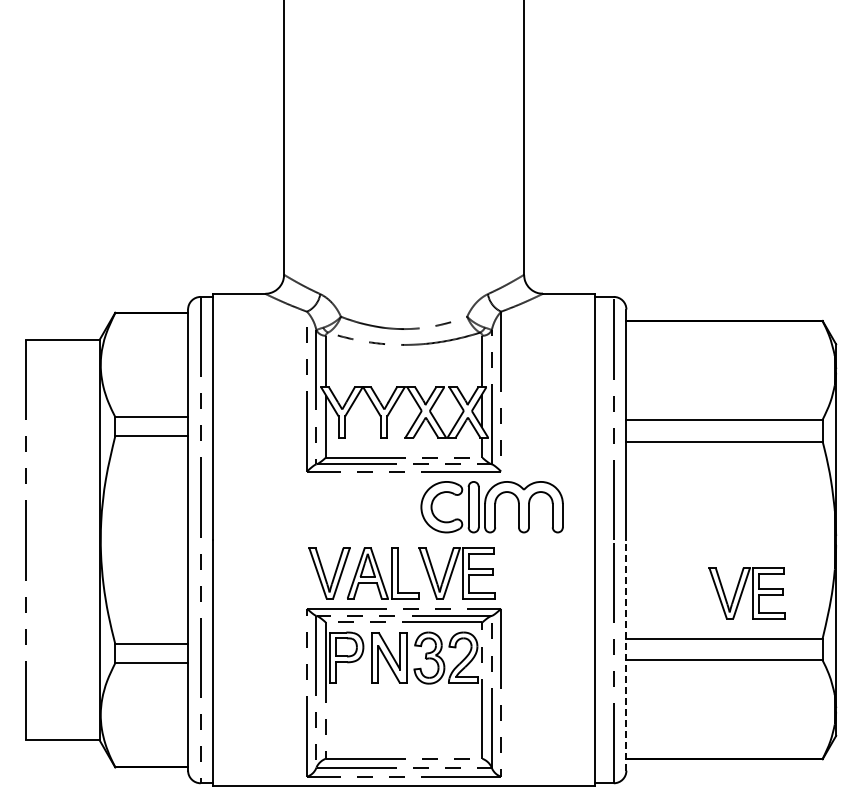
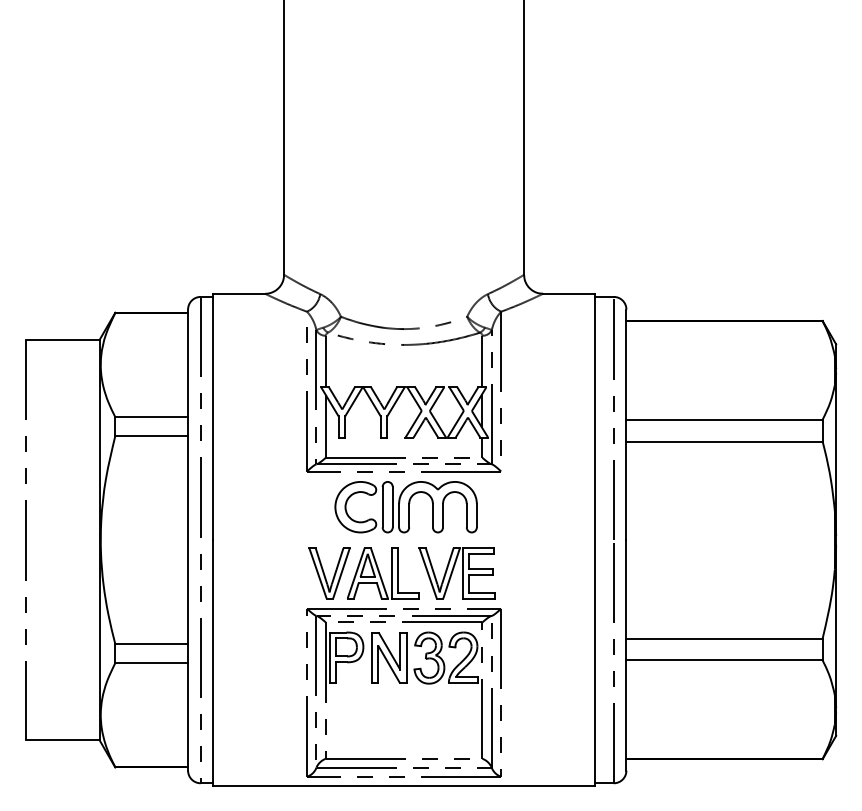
part position: (491, 507) -> (405, 507) (405, 507)
part: present -> none (746, 593)
line: dashed -> solid (626, 654)
